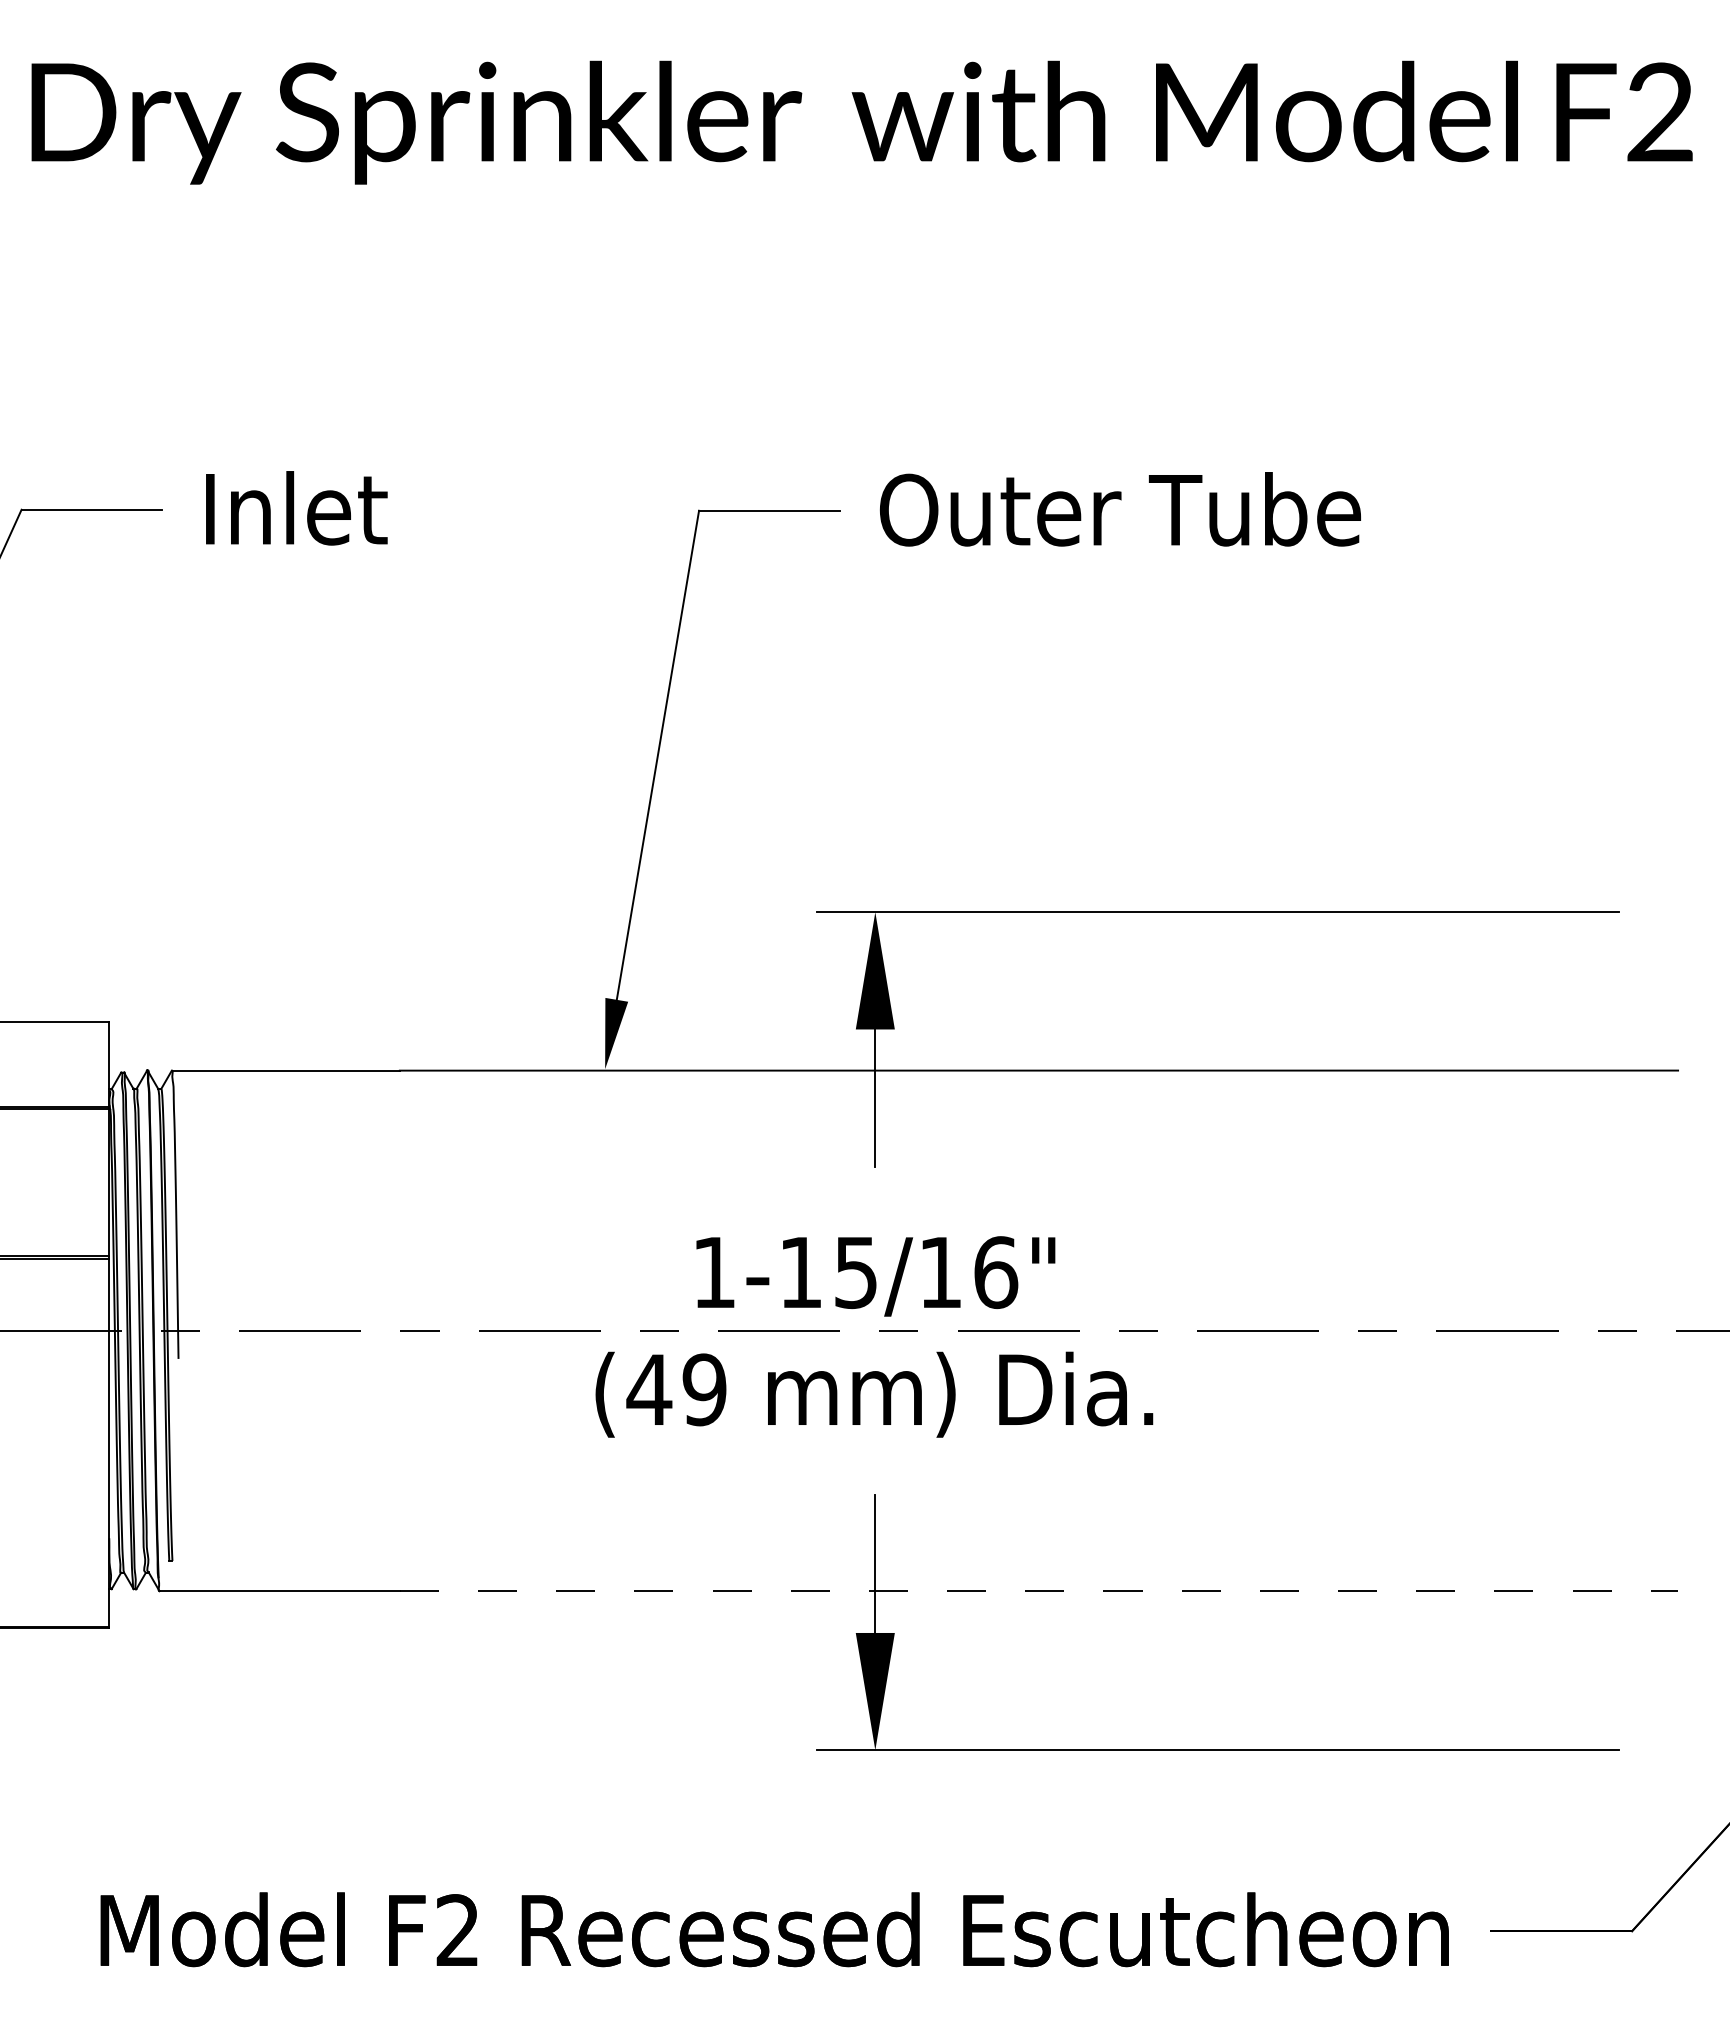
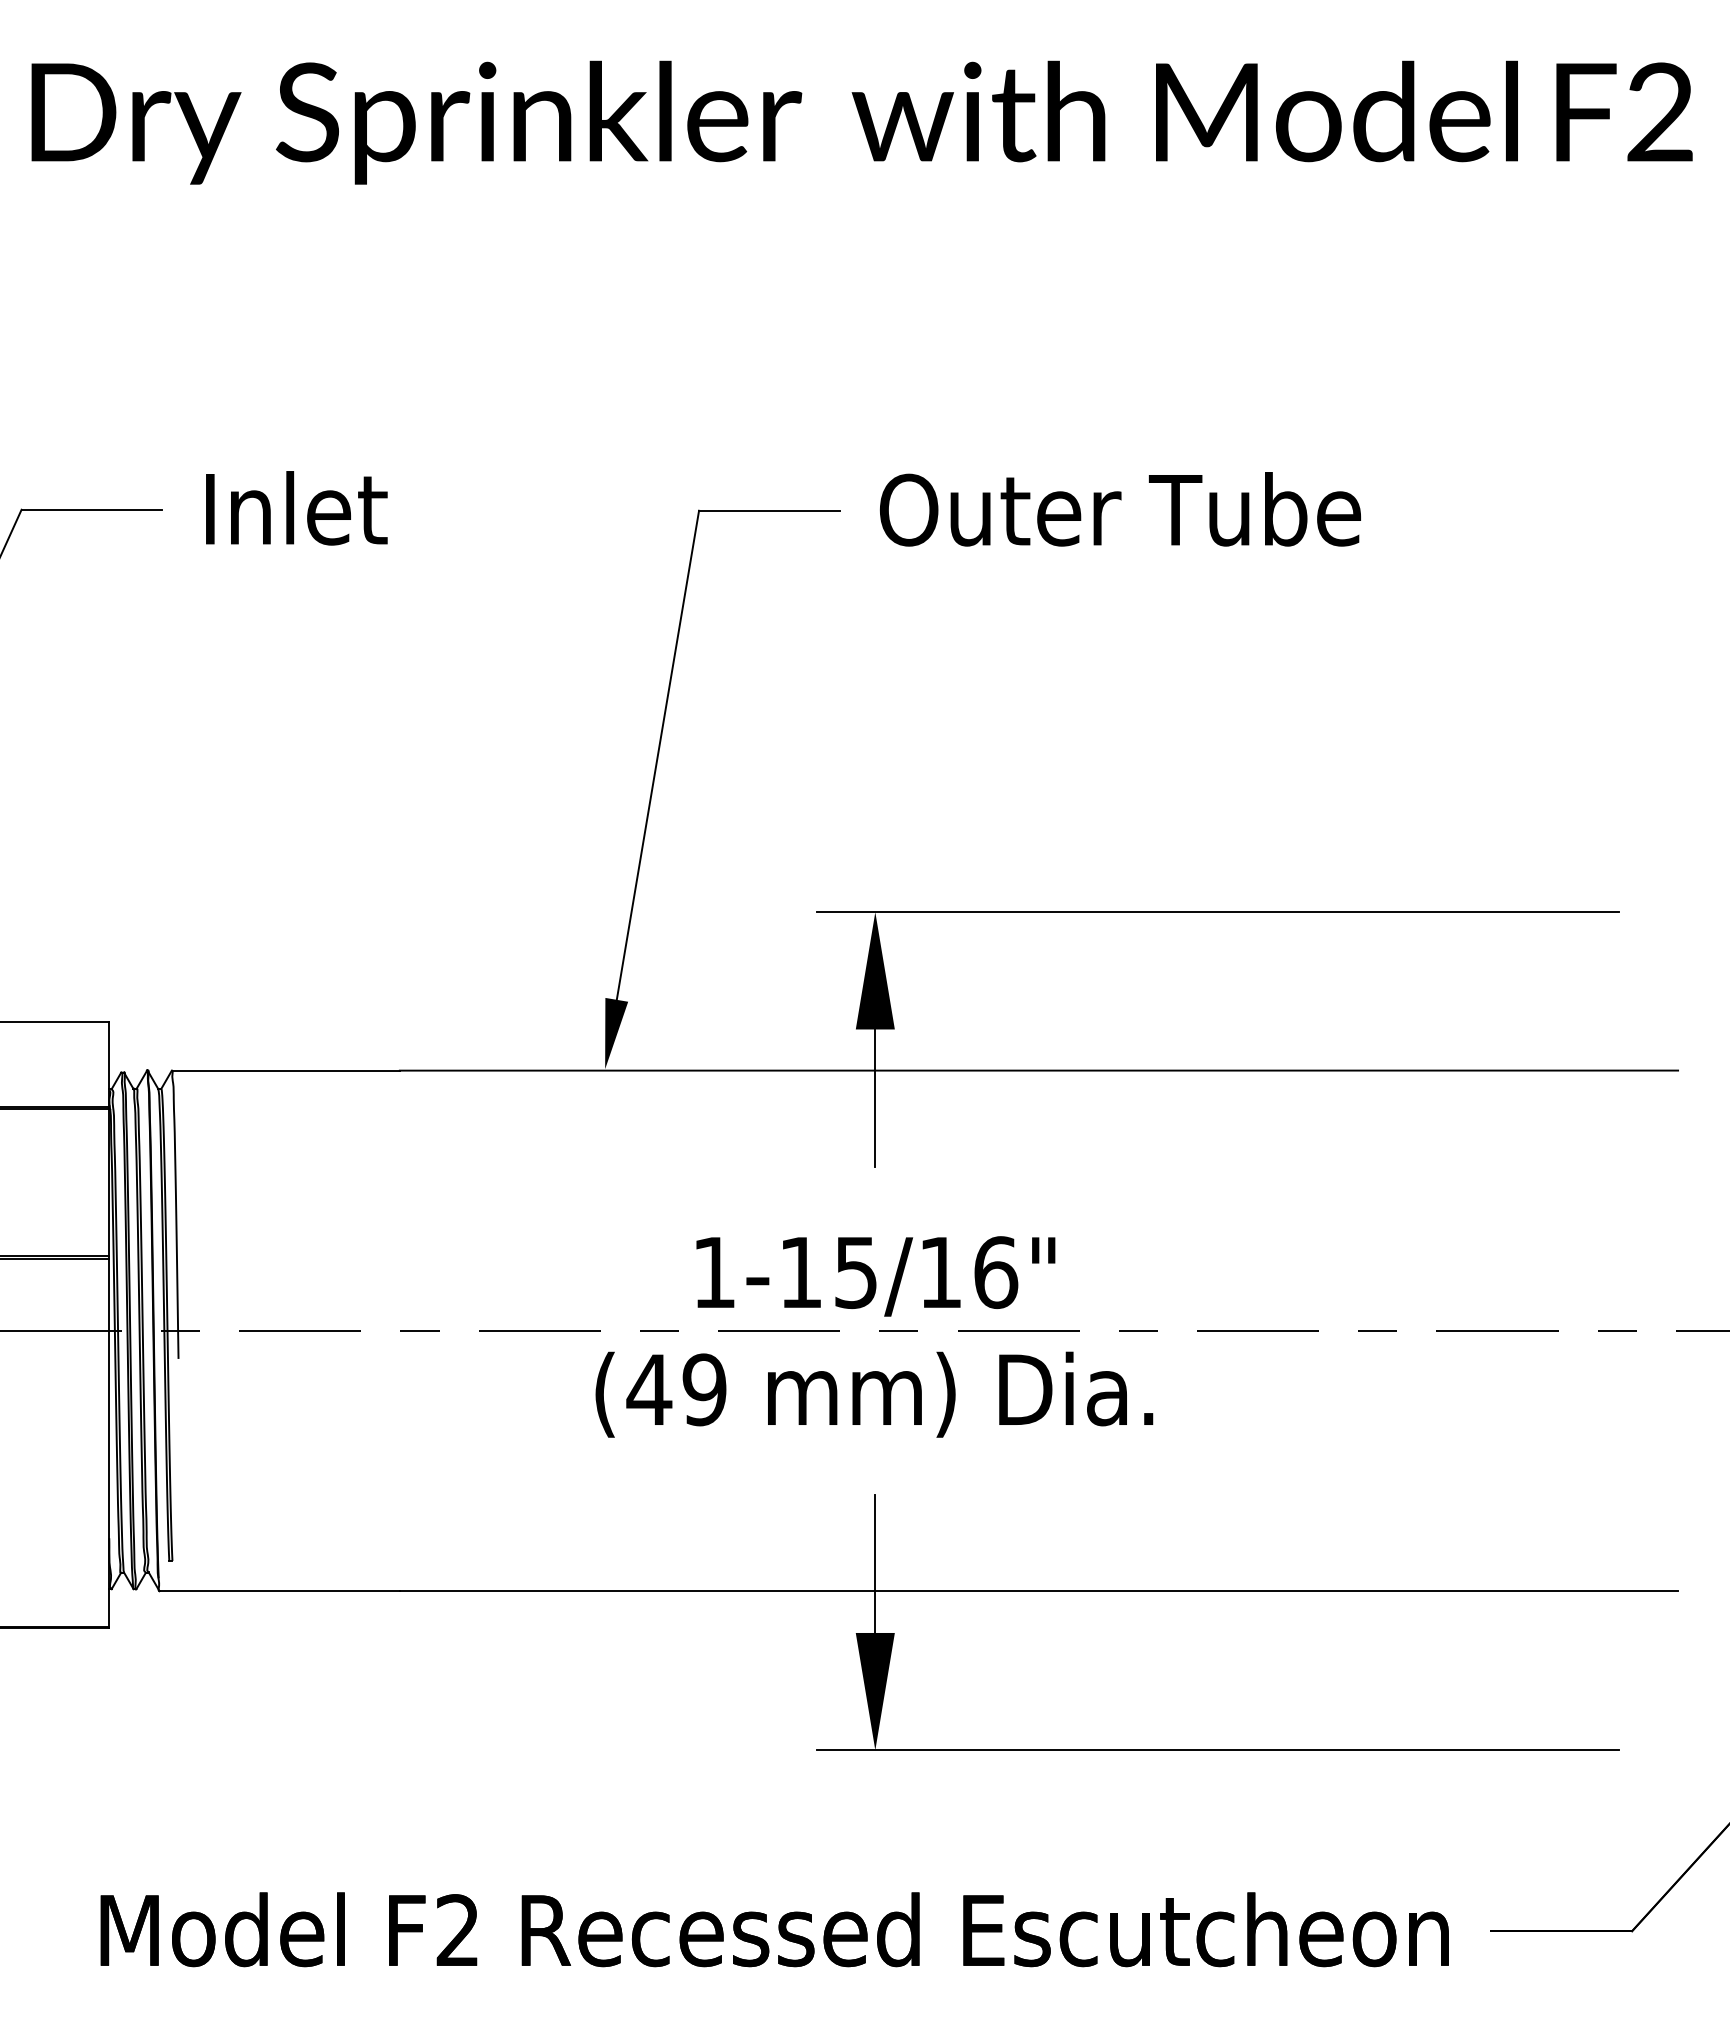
line: dashed -> solid (1039, 1591)
